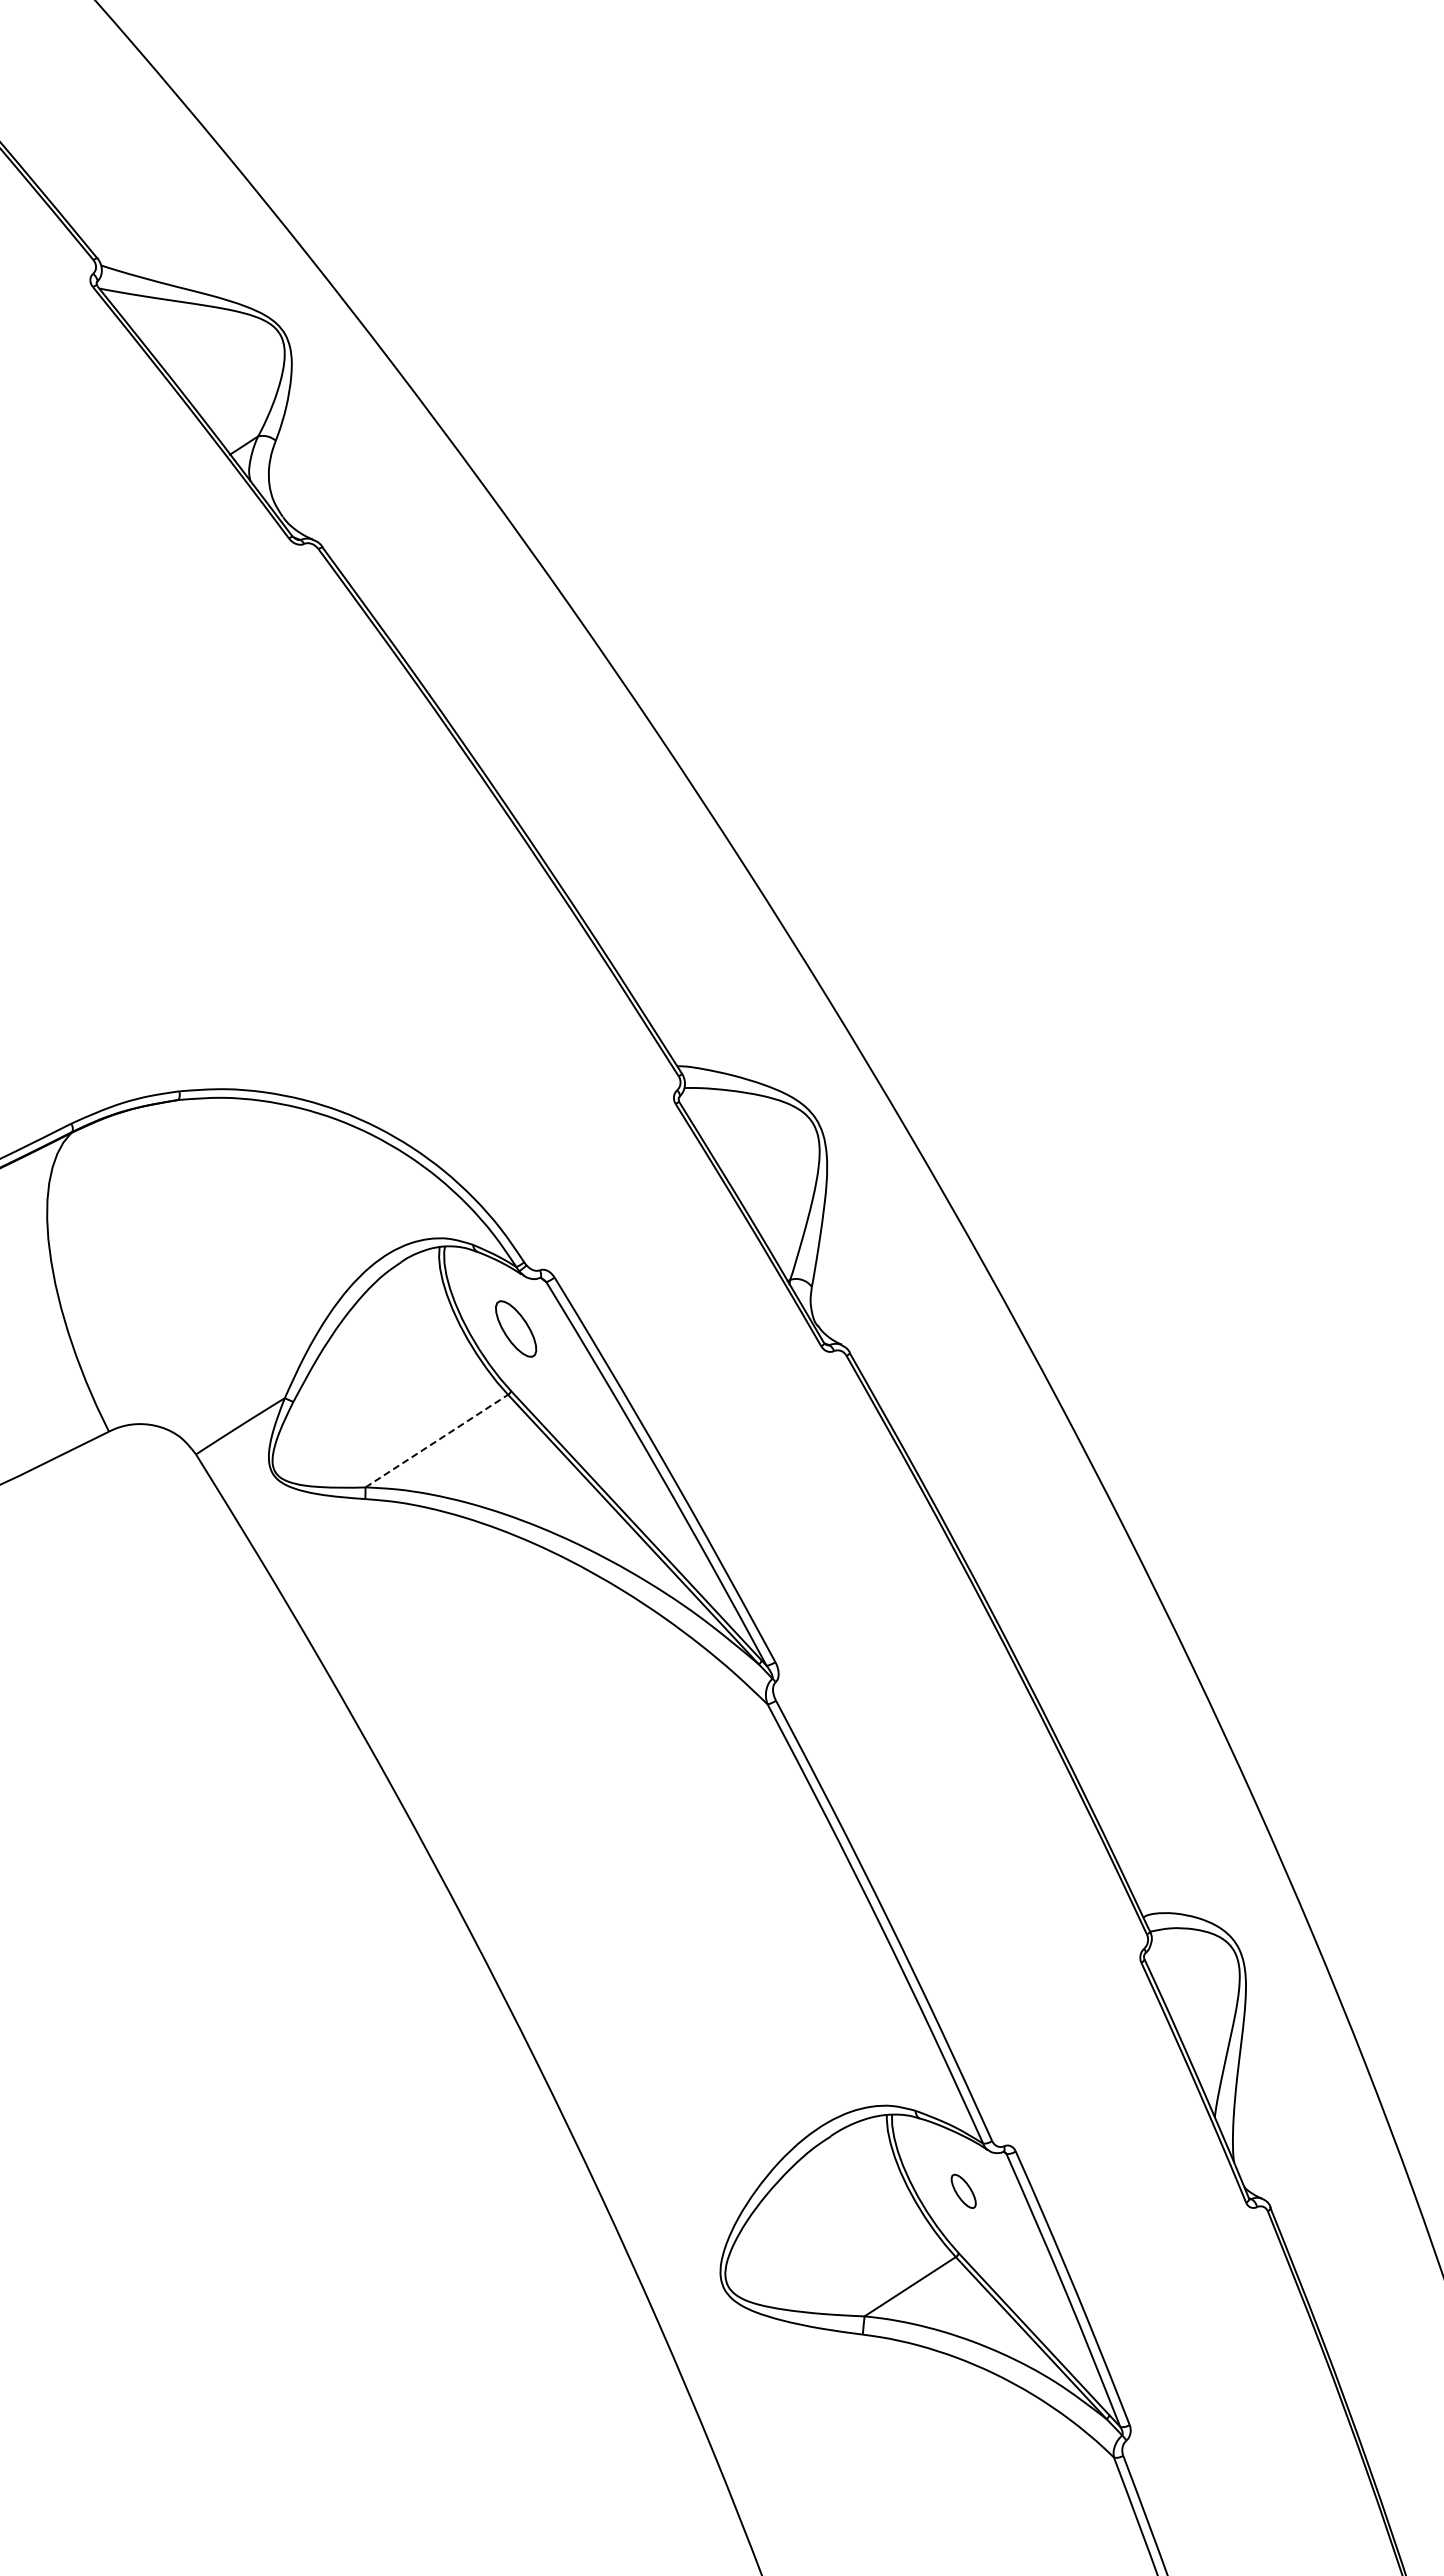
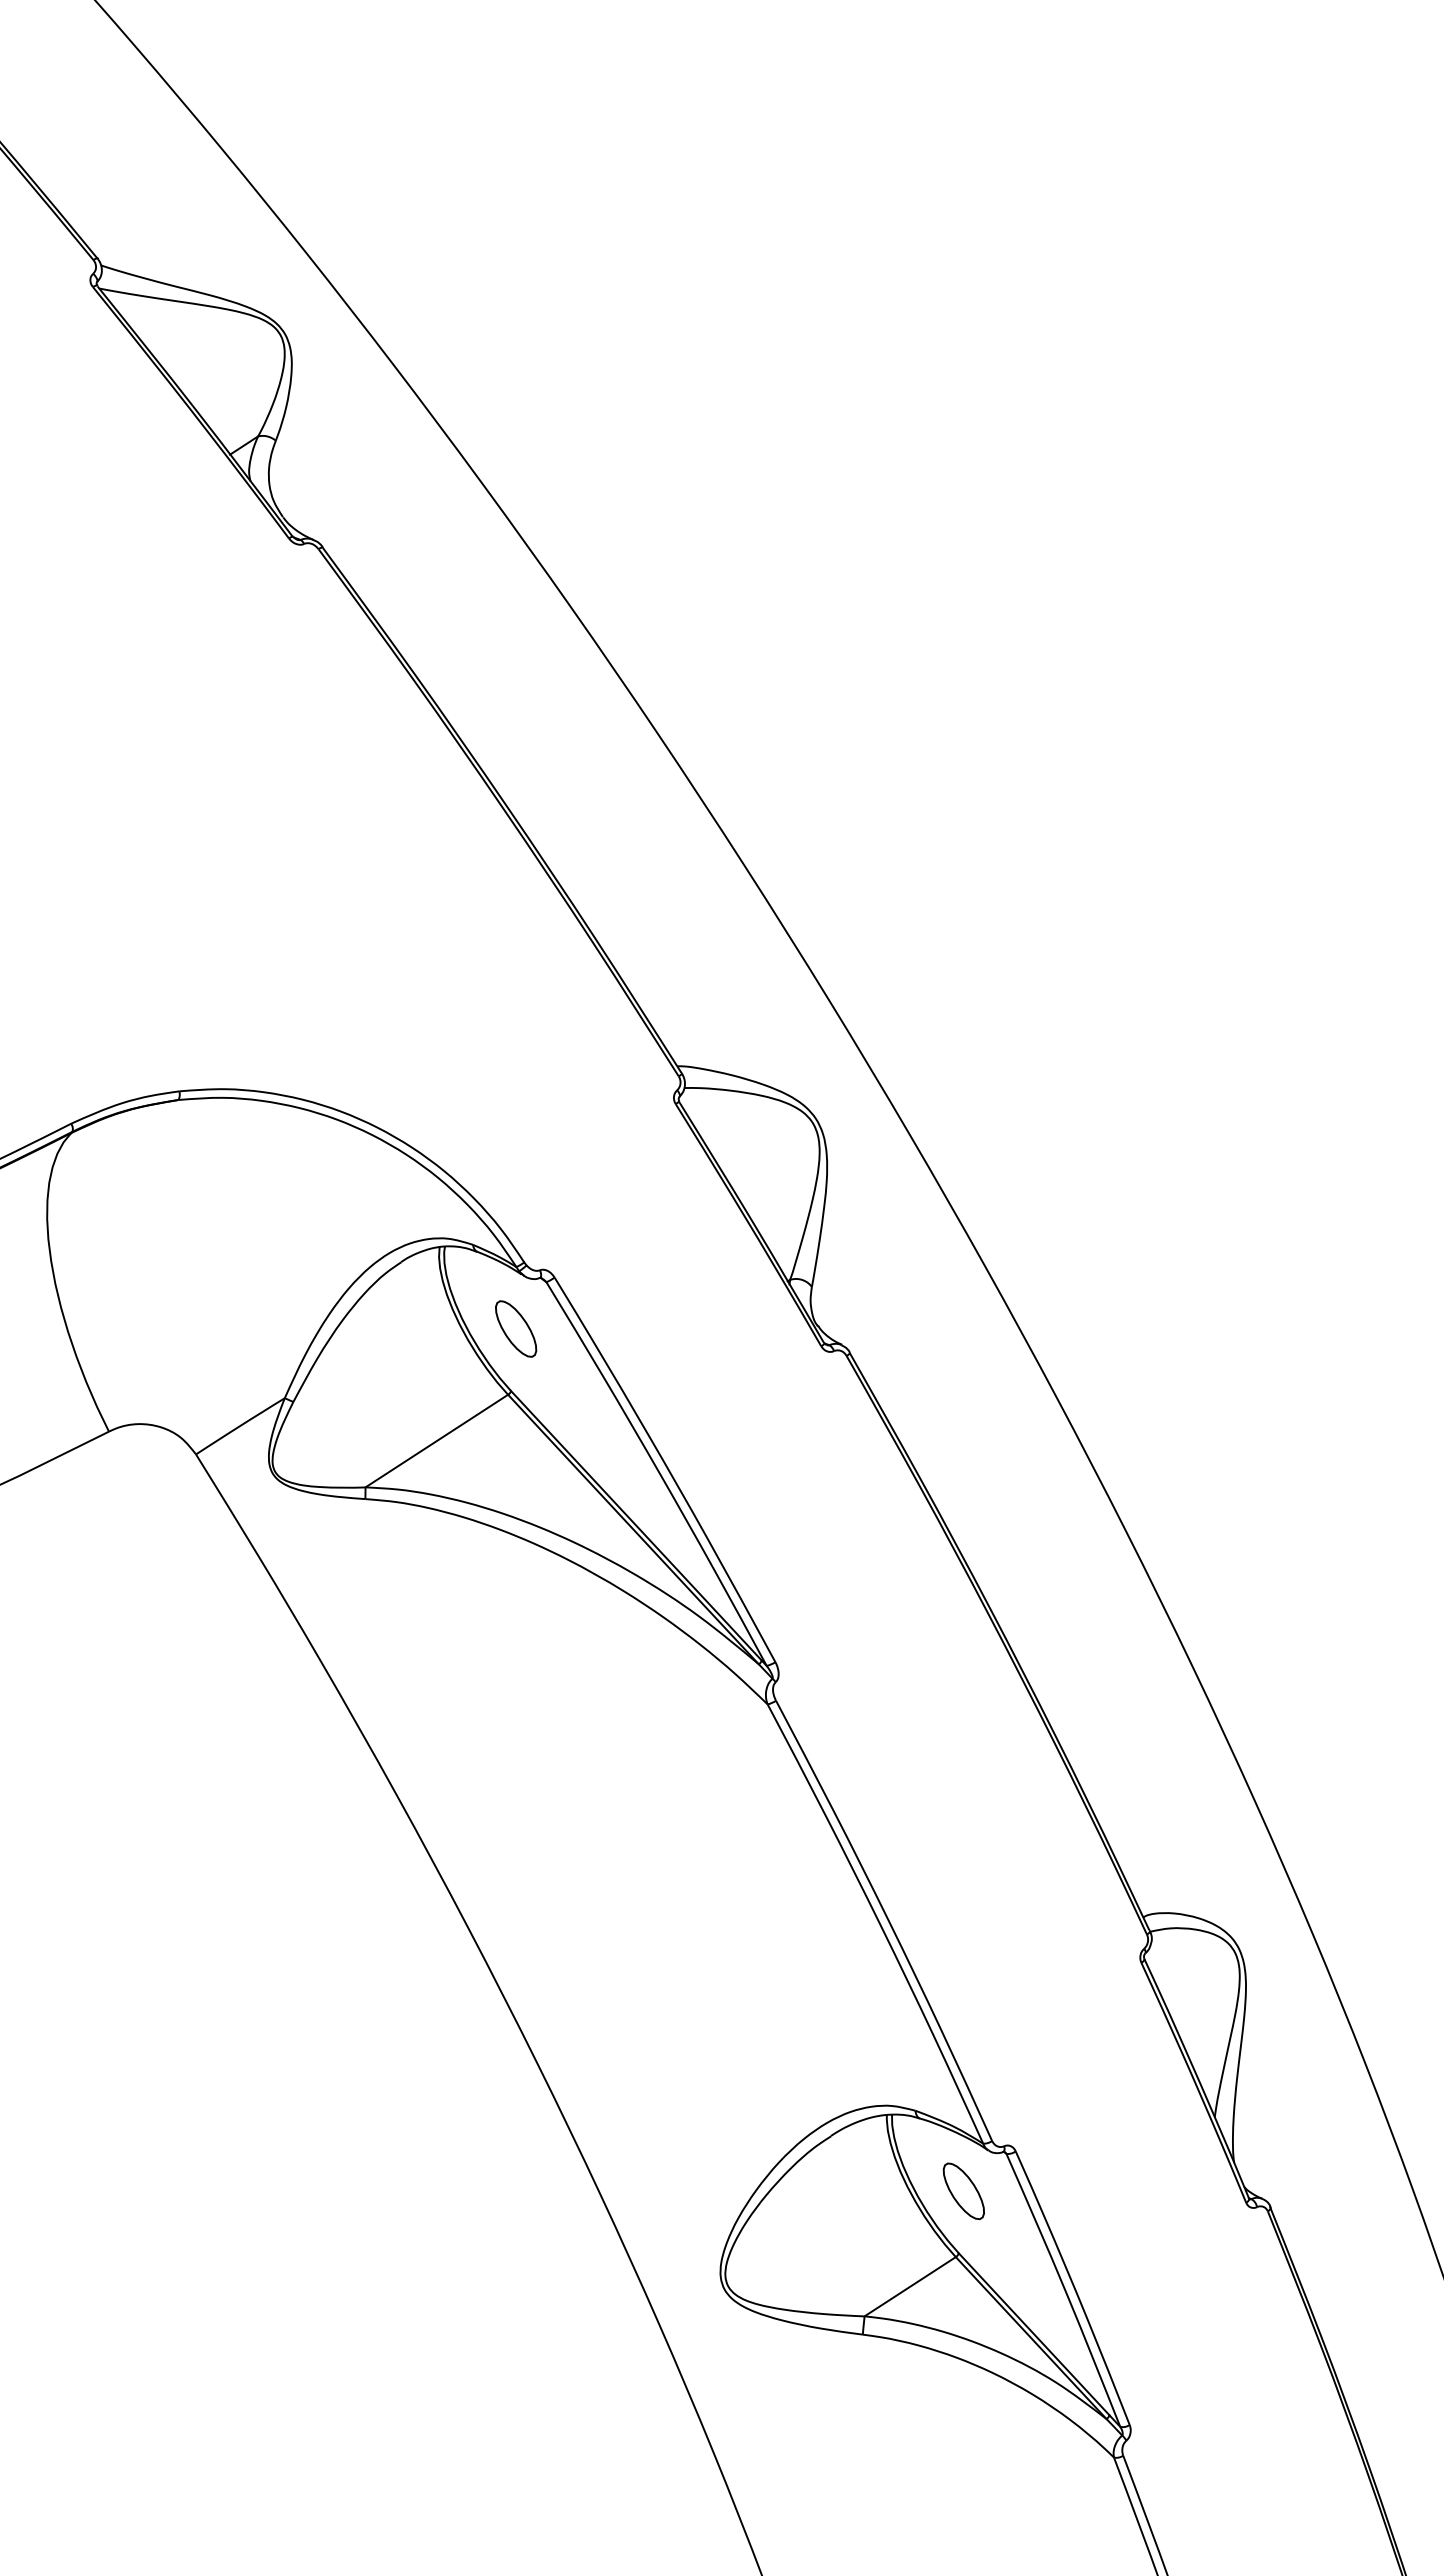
line: dashed -> solid (436, 1441)
part size: 27x36 px -> 43x59 px (963, 2191)
